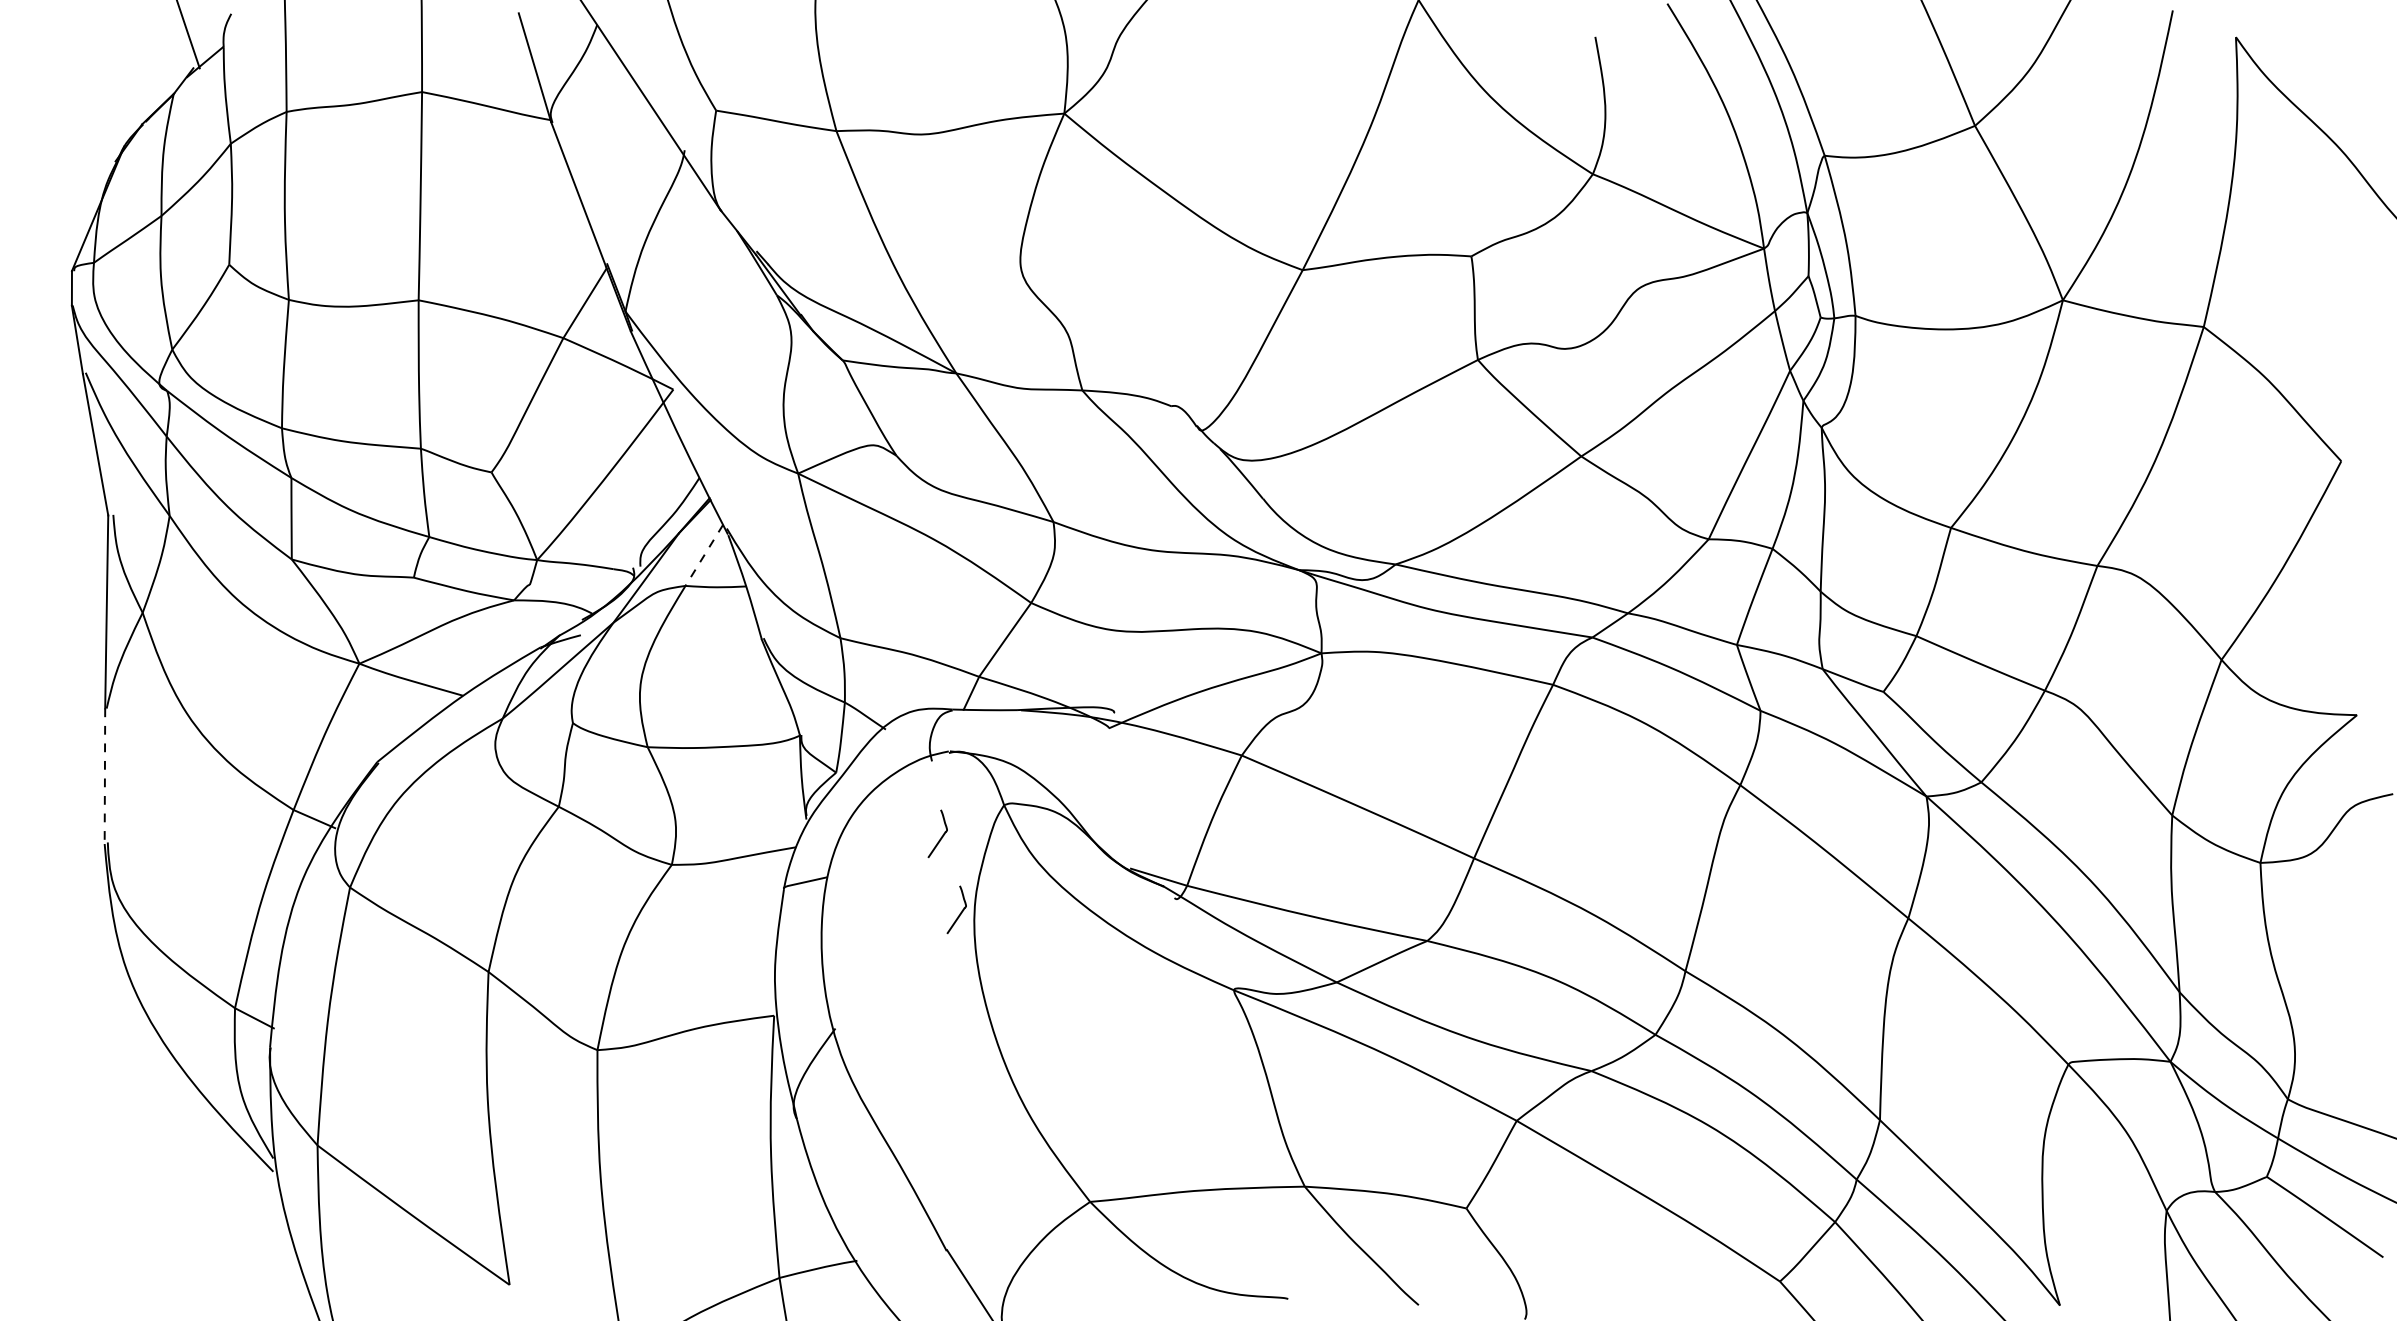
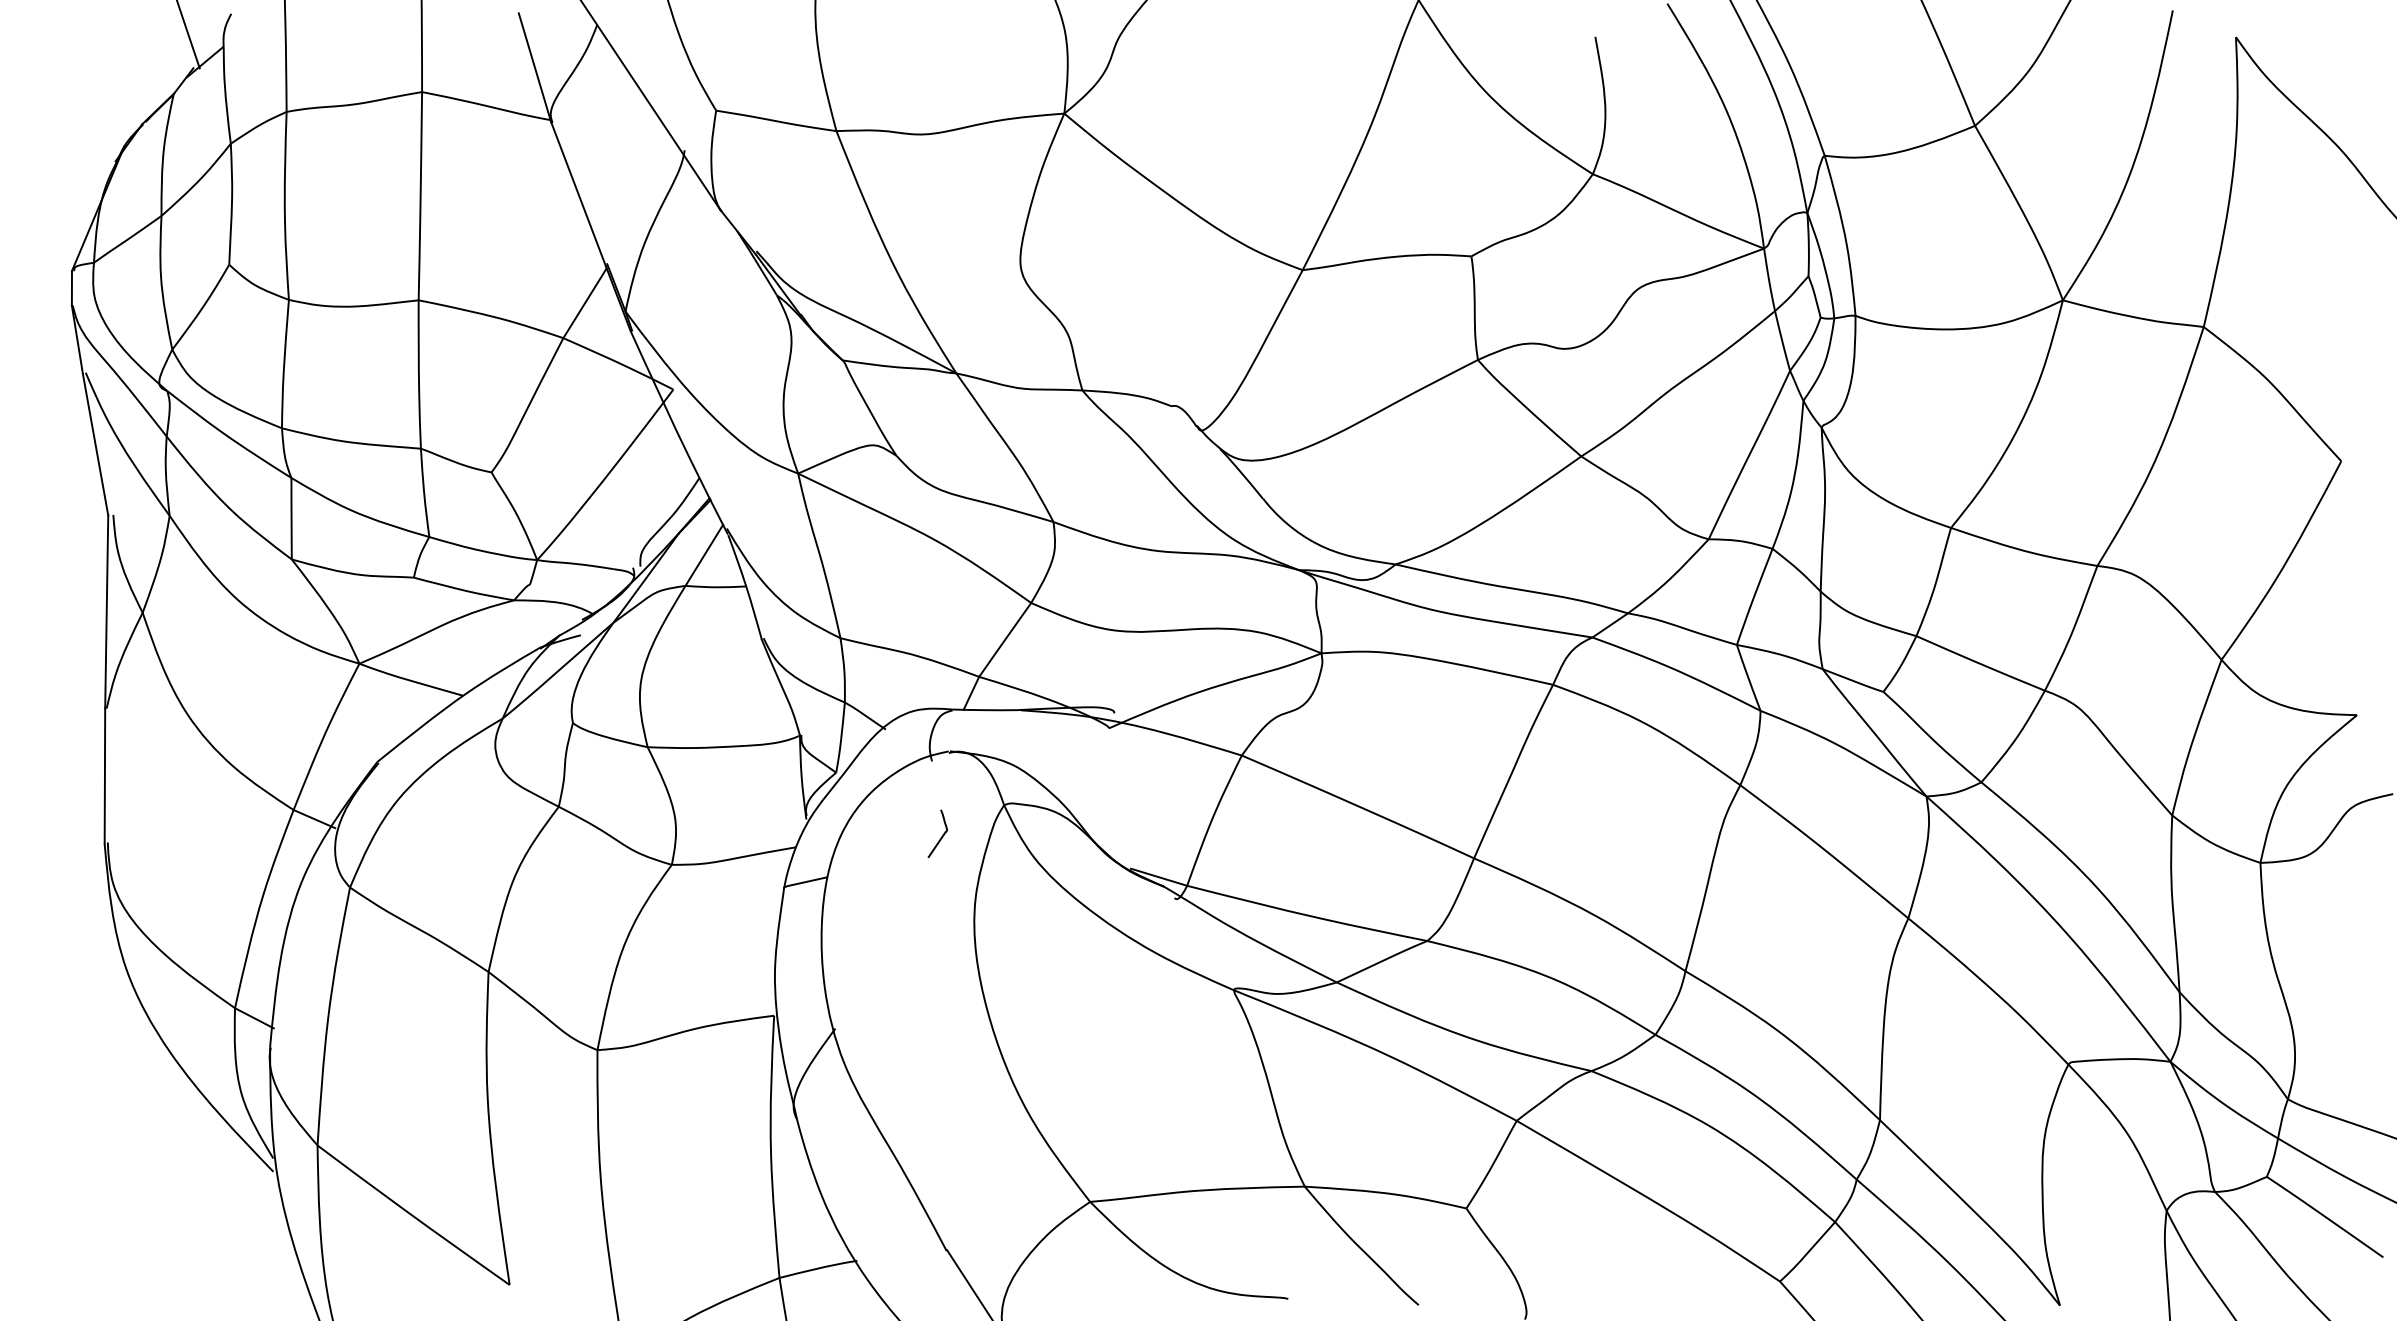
line: dashed -> solid (704, 555)
line: dashed -> solid (104, 776)
part: present -> none (956, 909)
